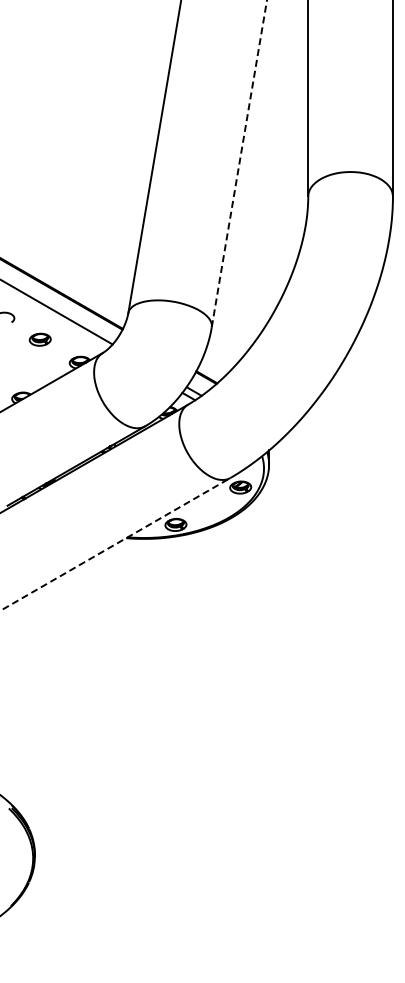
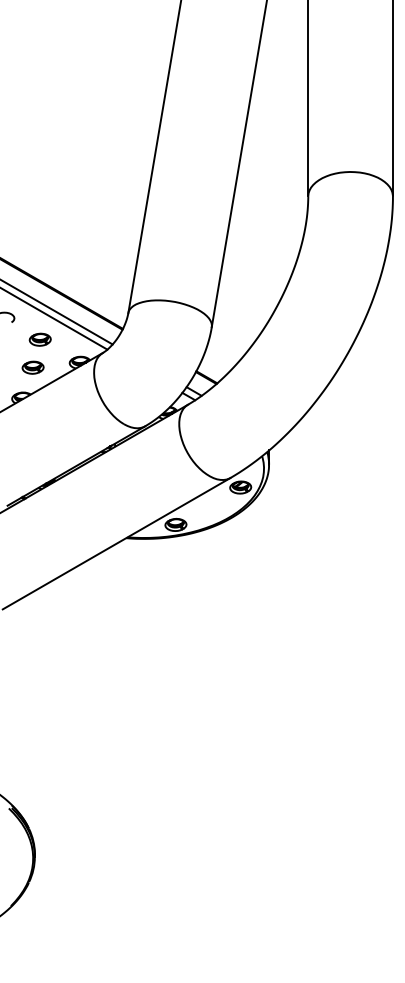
line: dashed -> solid (239, 163)
line: none -> present (54, 319)
part: none -> present (32, 367)
line: dashed -> solid (117, 543)
